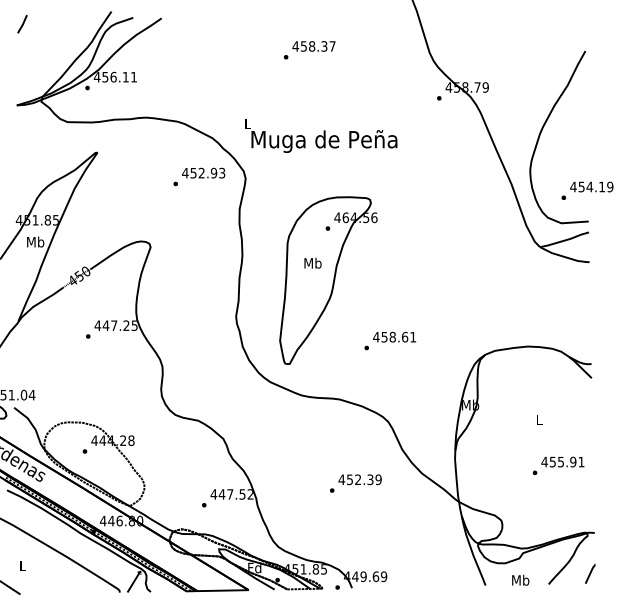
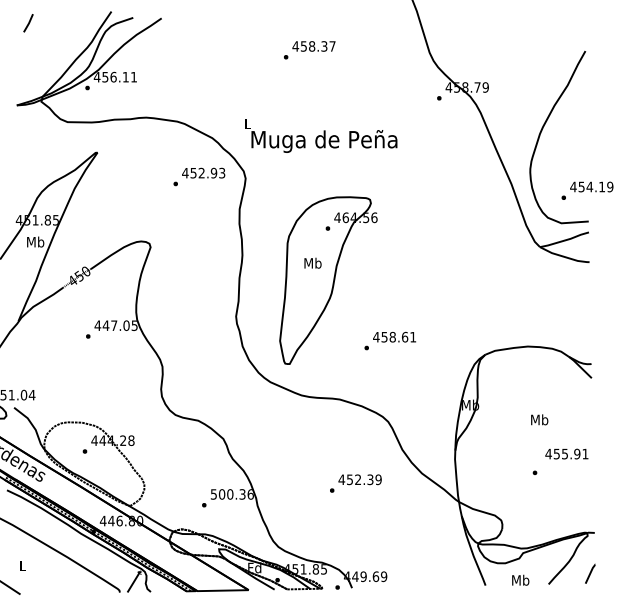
line position: (22, 24) -> (28, 23) (28, 23)
text: 447.25 -> 447.05 (126, 325)
text: L -> Mb (539, 419)
text position: (562, 461) -> (566, 453) (566, 453)
text: 447.52 -> 500.36 (231, 494)
